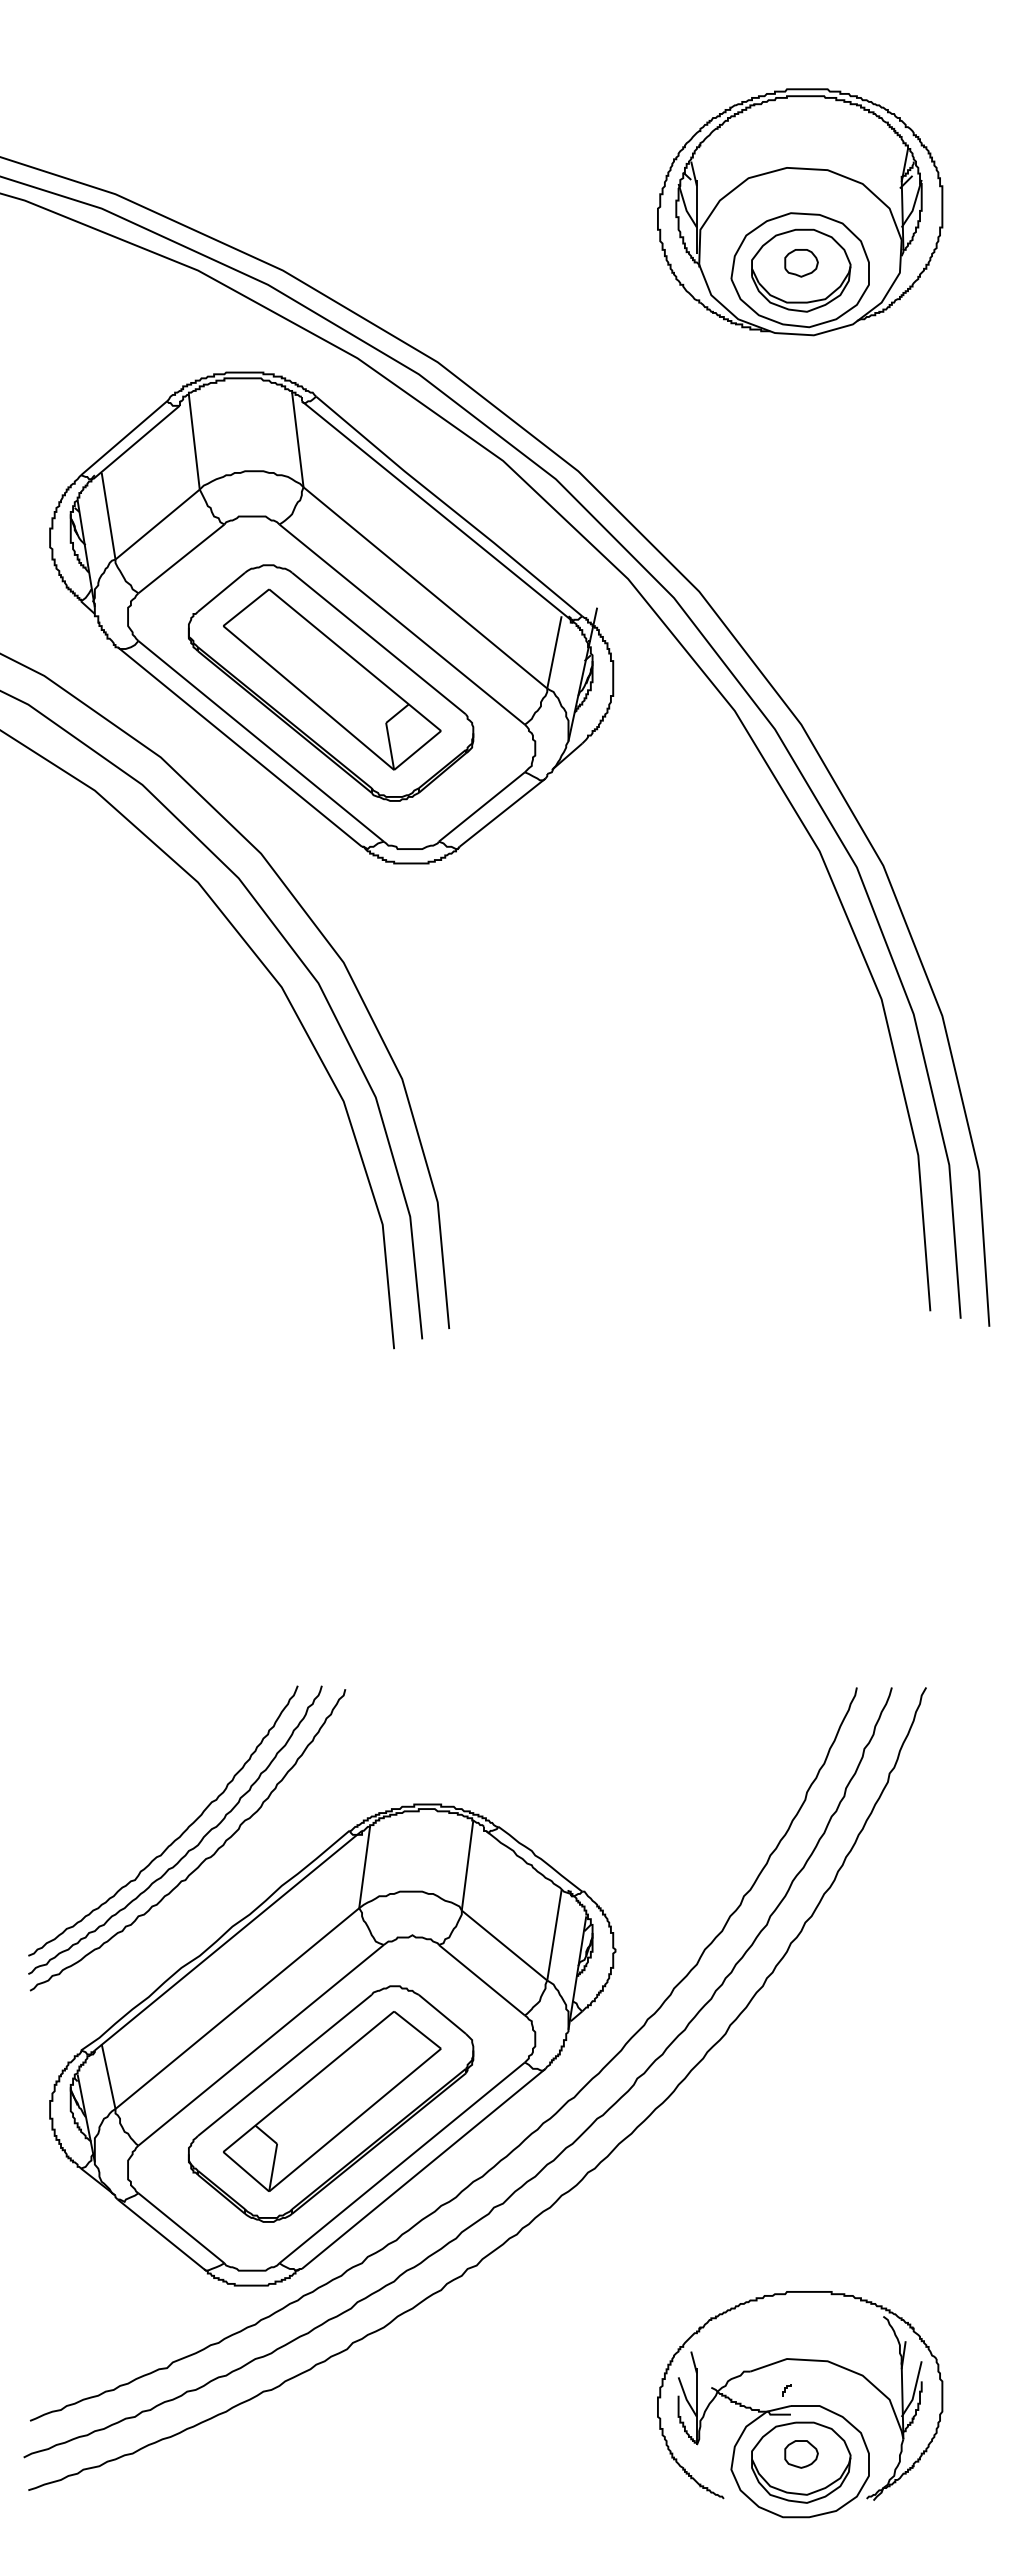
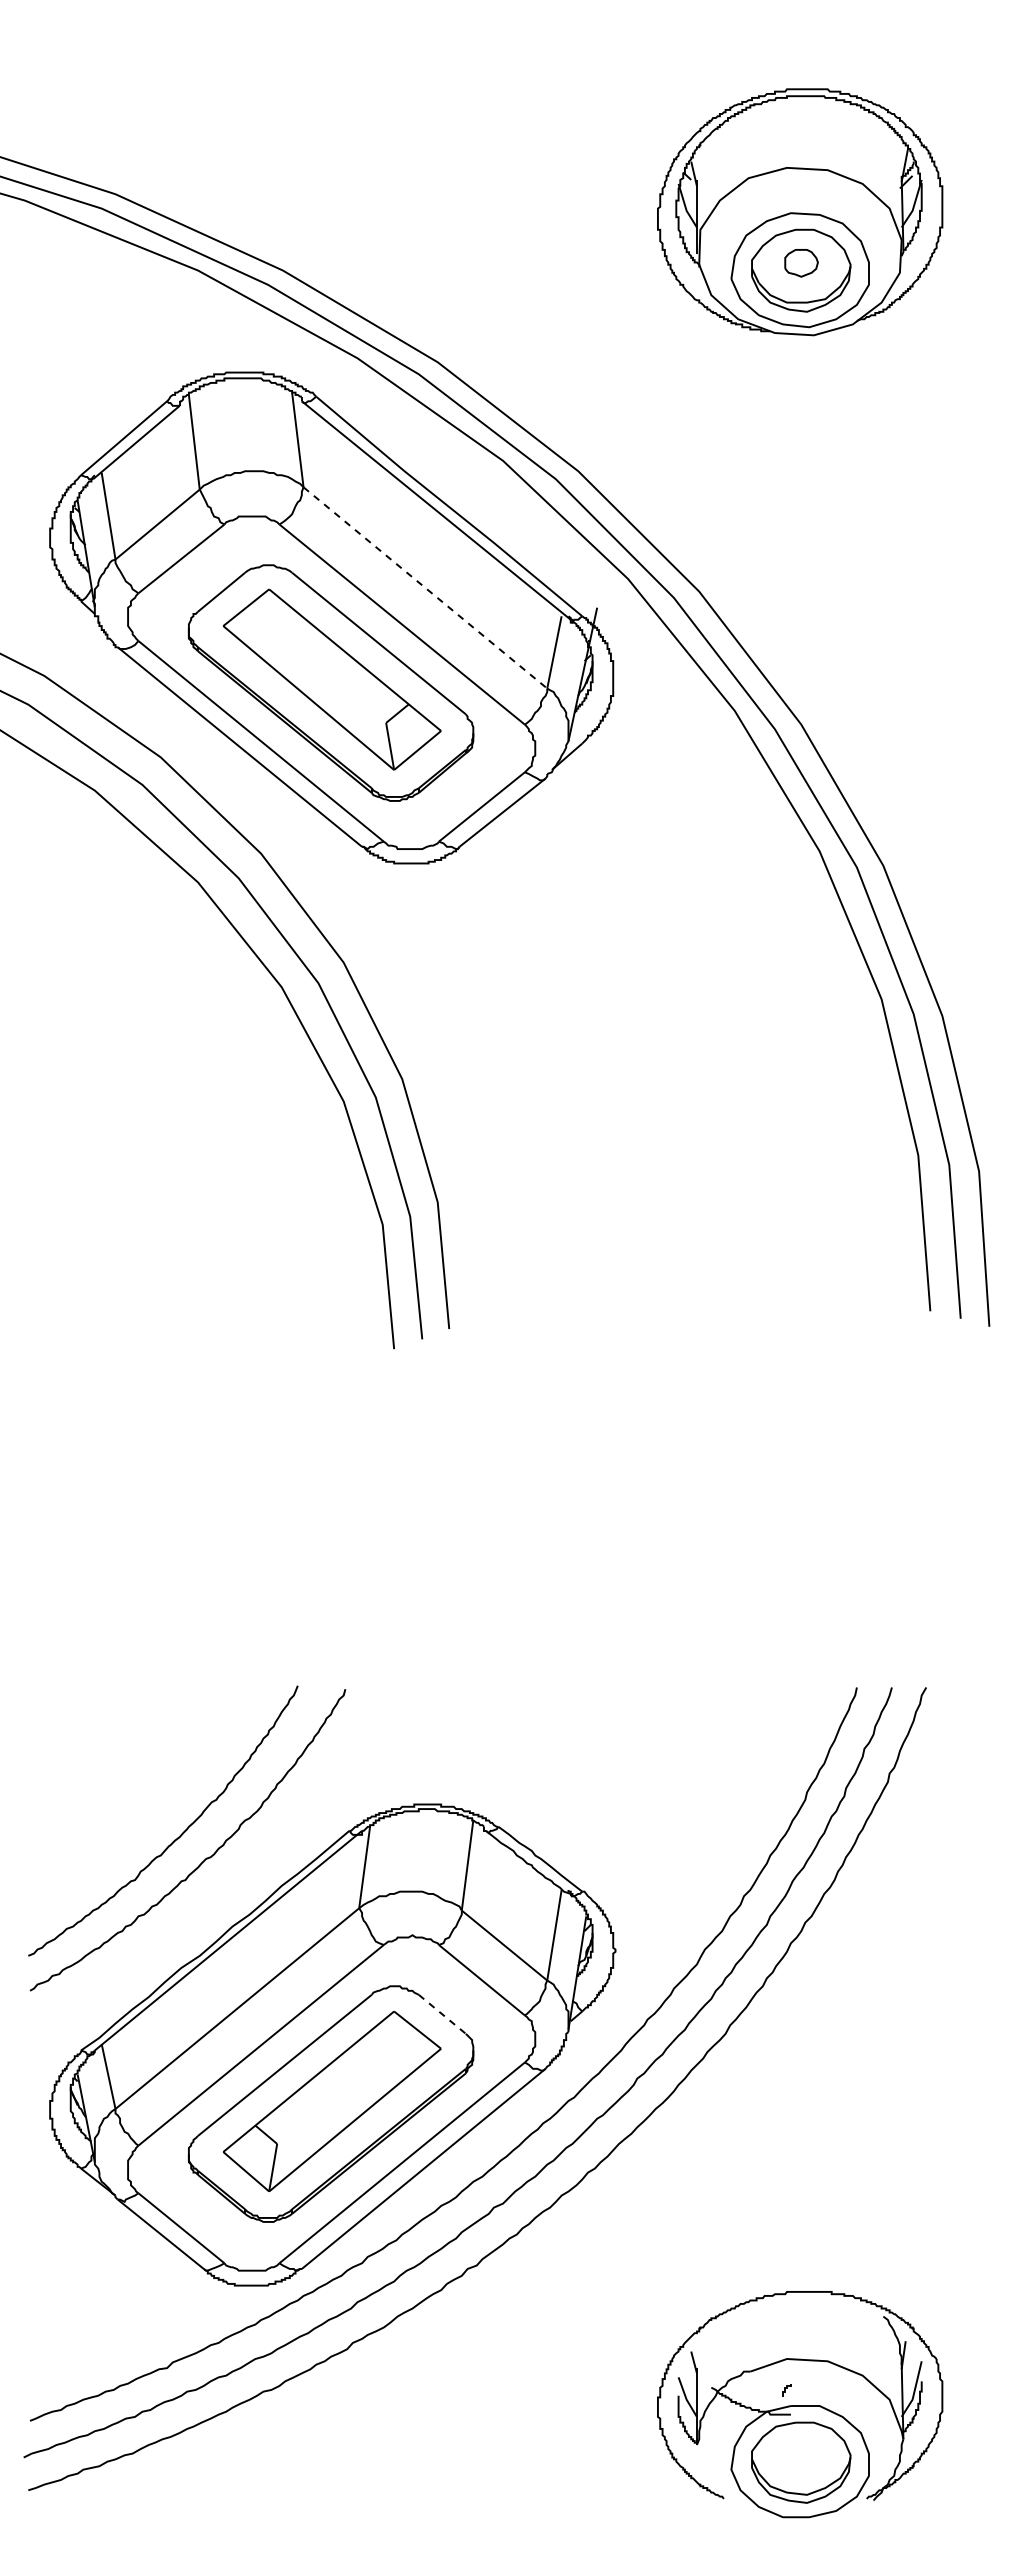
line: solid -> dashed (425, 588)
curve: present -> none (189, 1849)
line: solid -> dashed (442, 2014)
part: present -> none (801, 2454)
